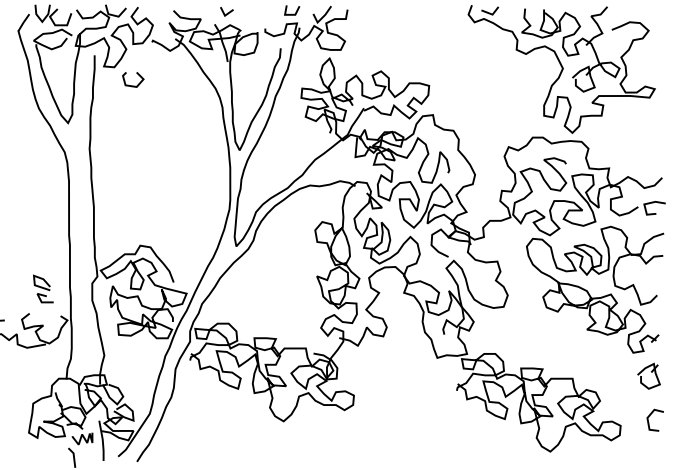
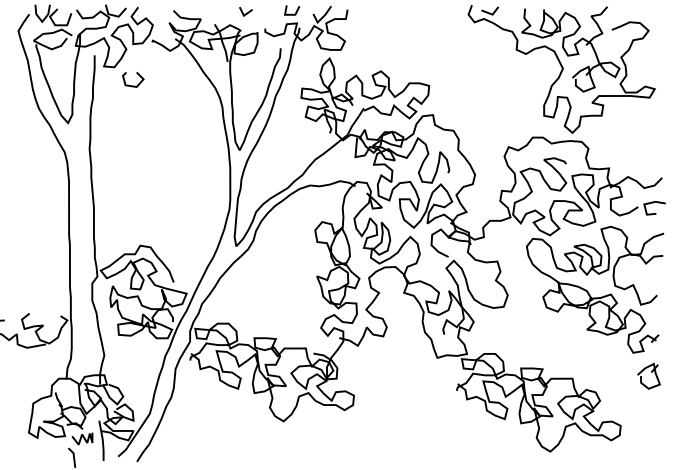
line position: (227, 12) -> (246, 12) (246, 12)
part: present -> none (43, 288)
line: present -> none (649, 417)
